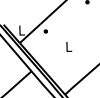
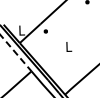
line: solid -> dashed (16, 53)
